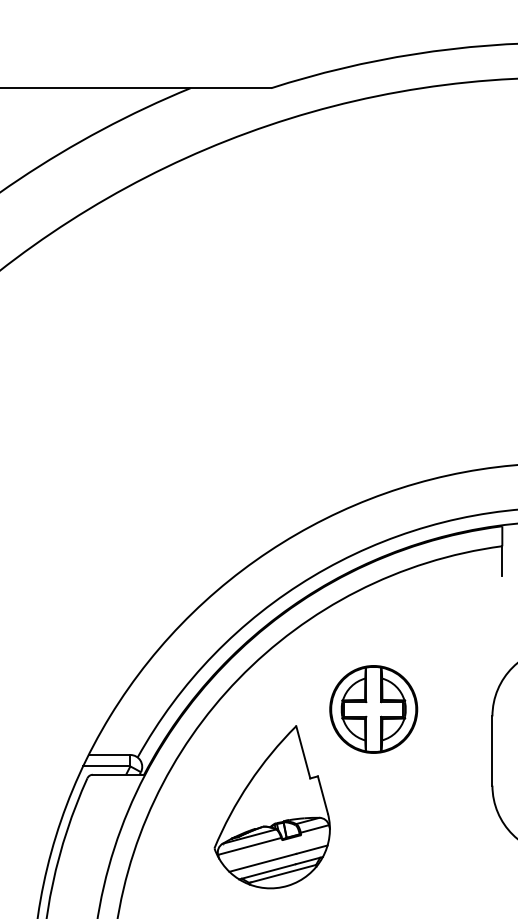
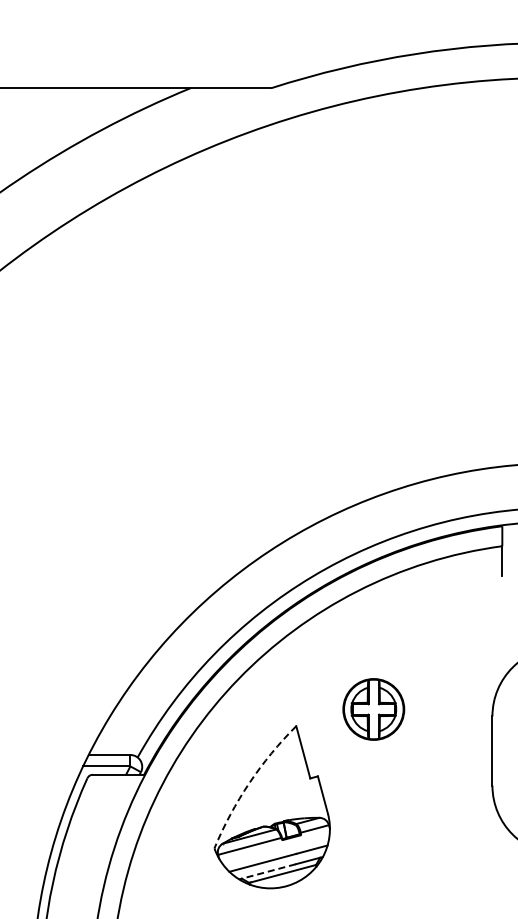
part size: 90x89 px -> 64x63 px (373, 709)
arc: solid -> dashed (249, 783)
line: solid -> dashed (267, 871)
